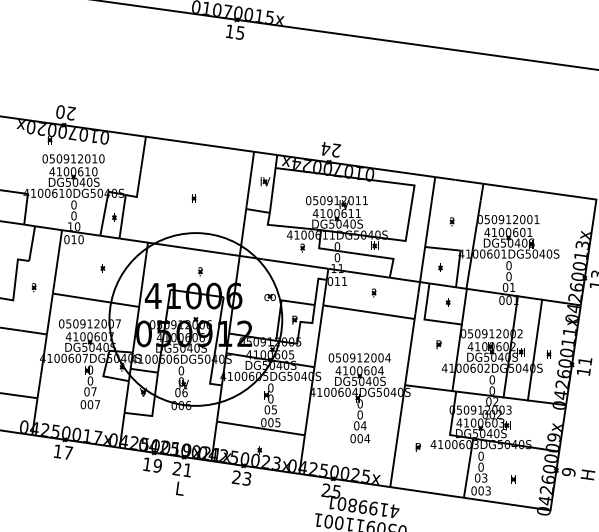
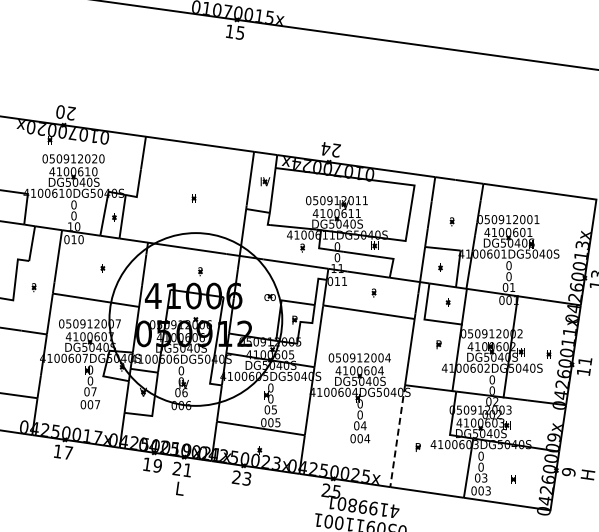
text: 050912010 -> 050912020 (94, 158)
line: present -> none (534, 349)
line: solid -> dashed (397, 436)
